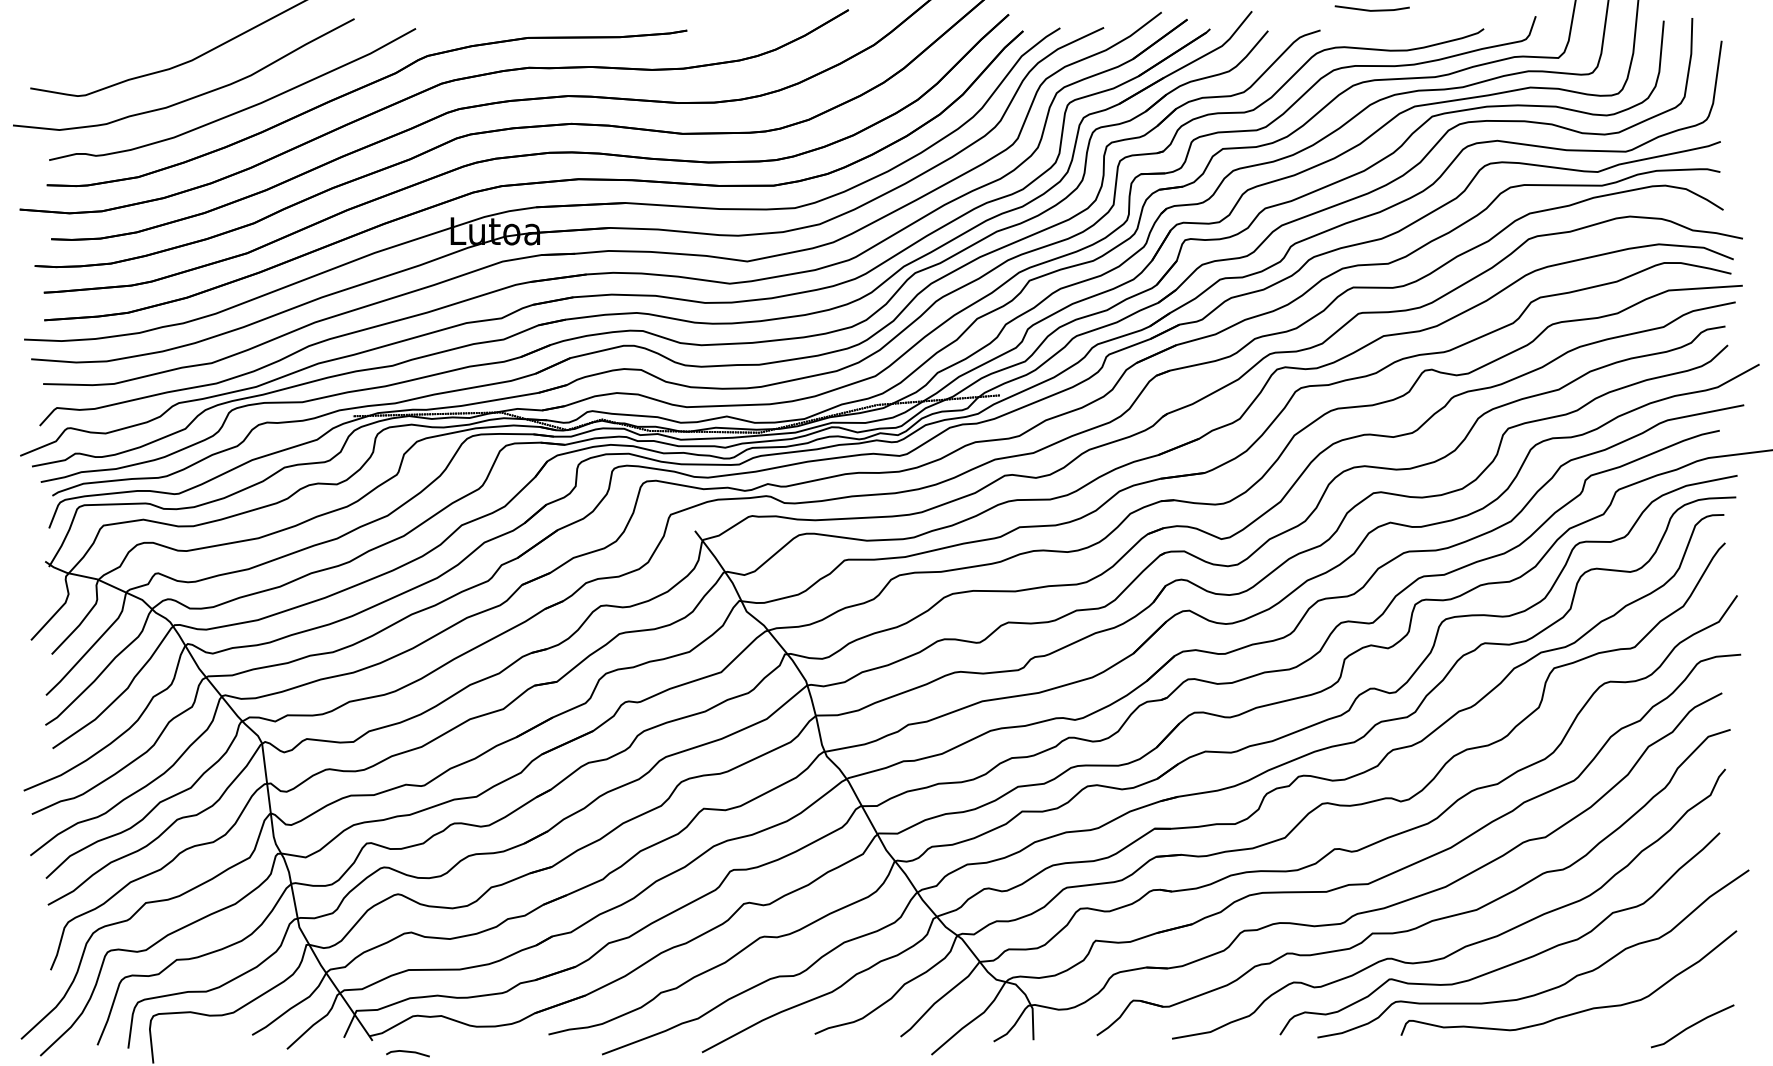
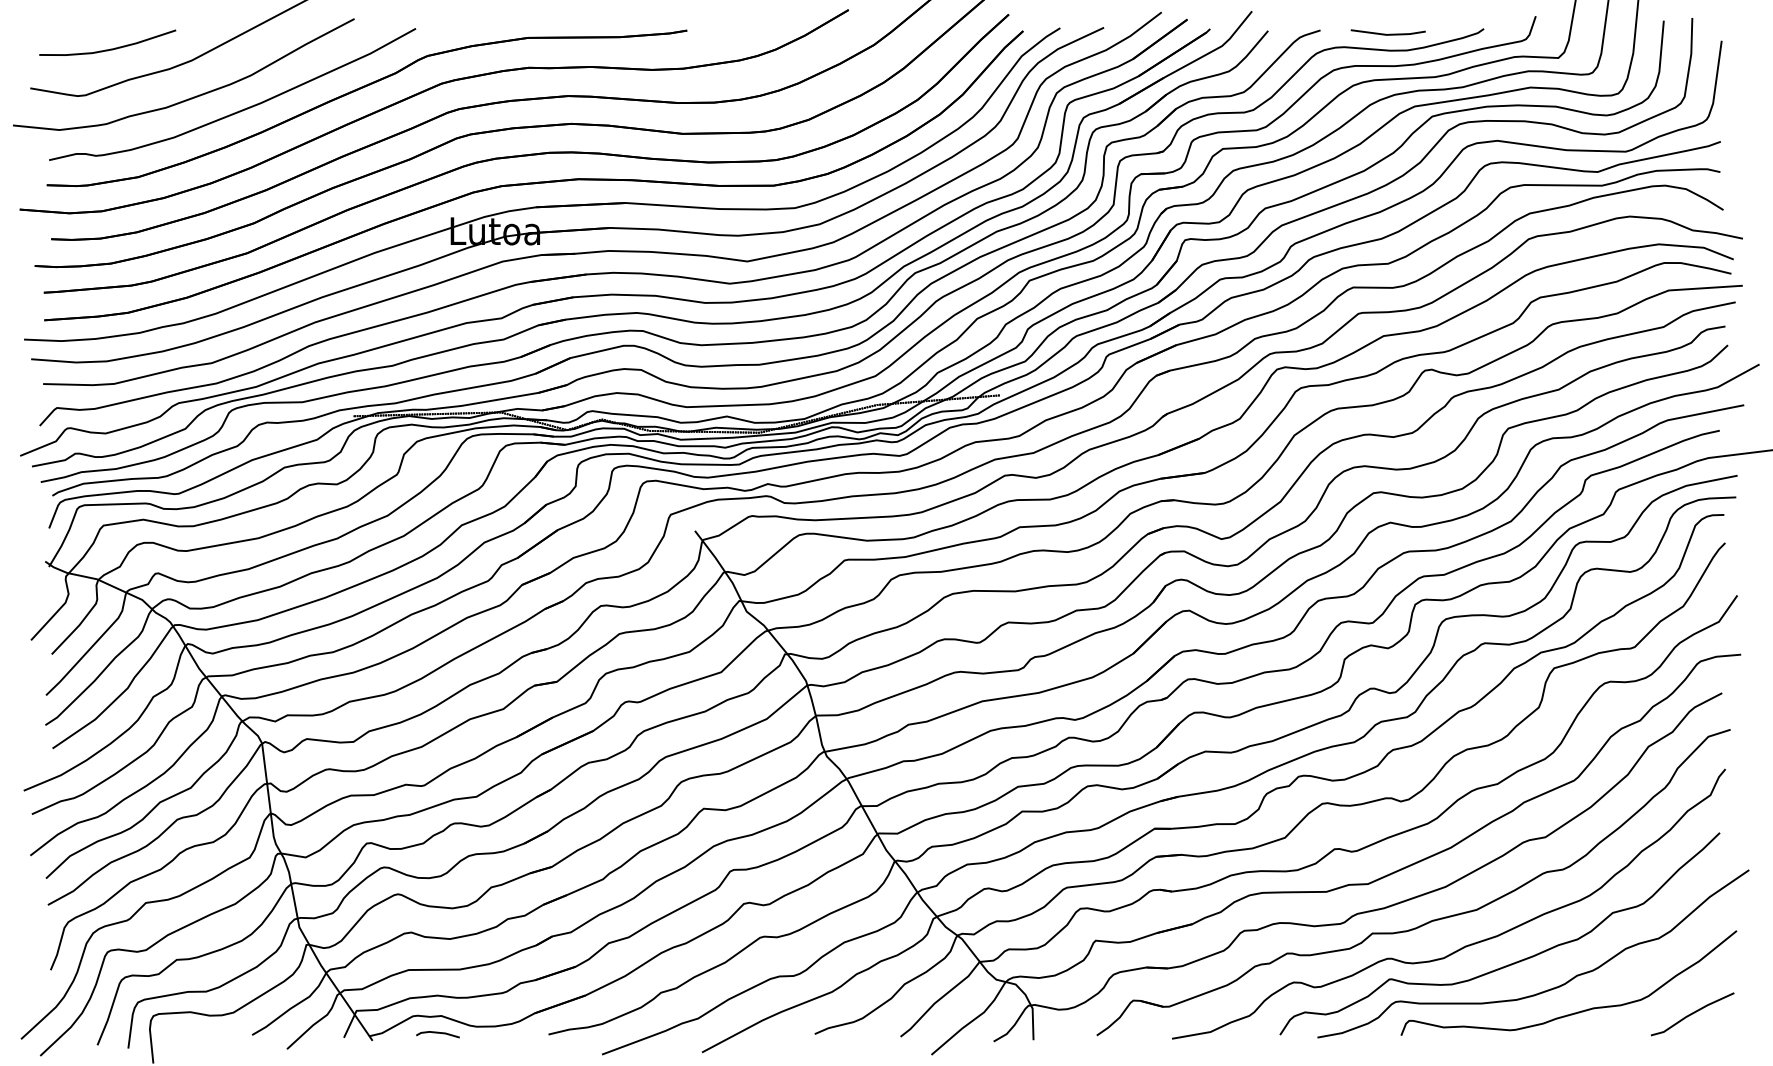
line position: (1372, 9) -> (1388, 33) (1388, 33)
part: none -> present (110, 48)
line position: (1692, 1026) -> (1692, 1014) (1692, 1014)
part position: (407, 1053) -> (437, 1034) (437, 1034)
